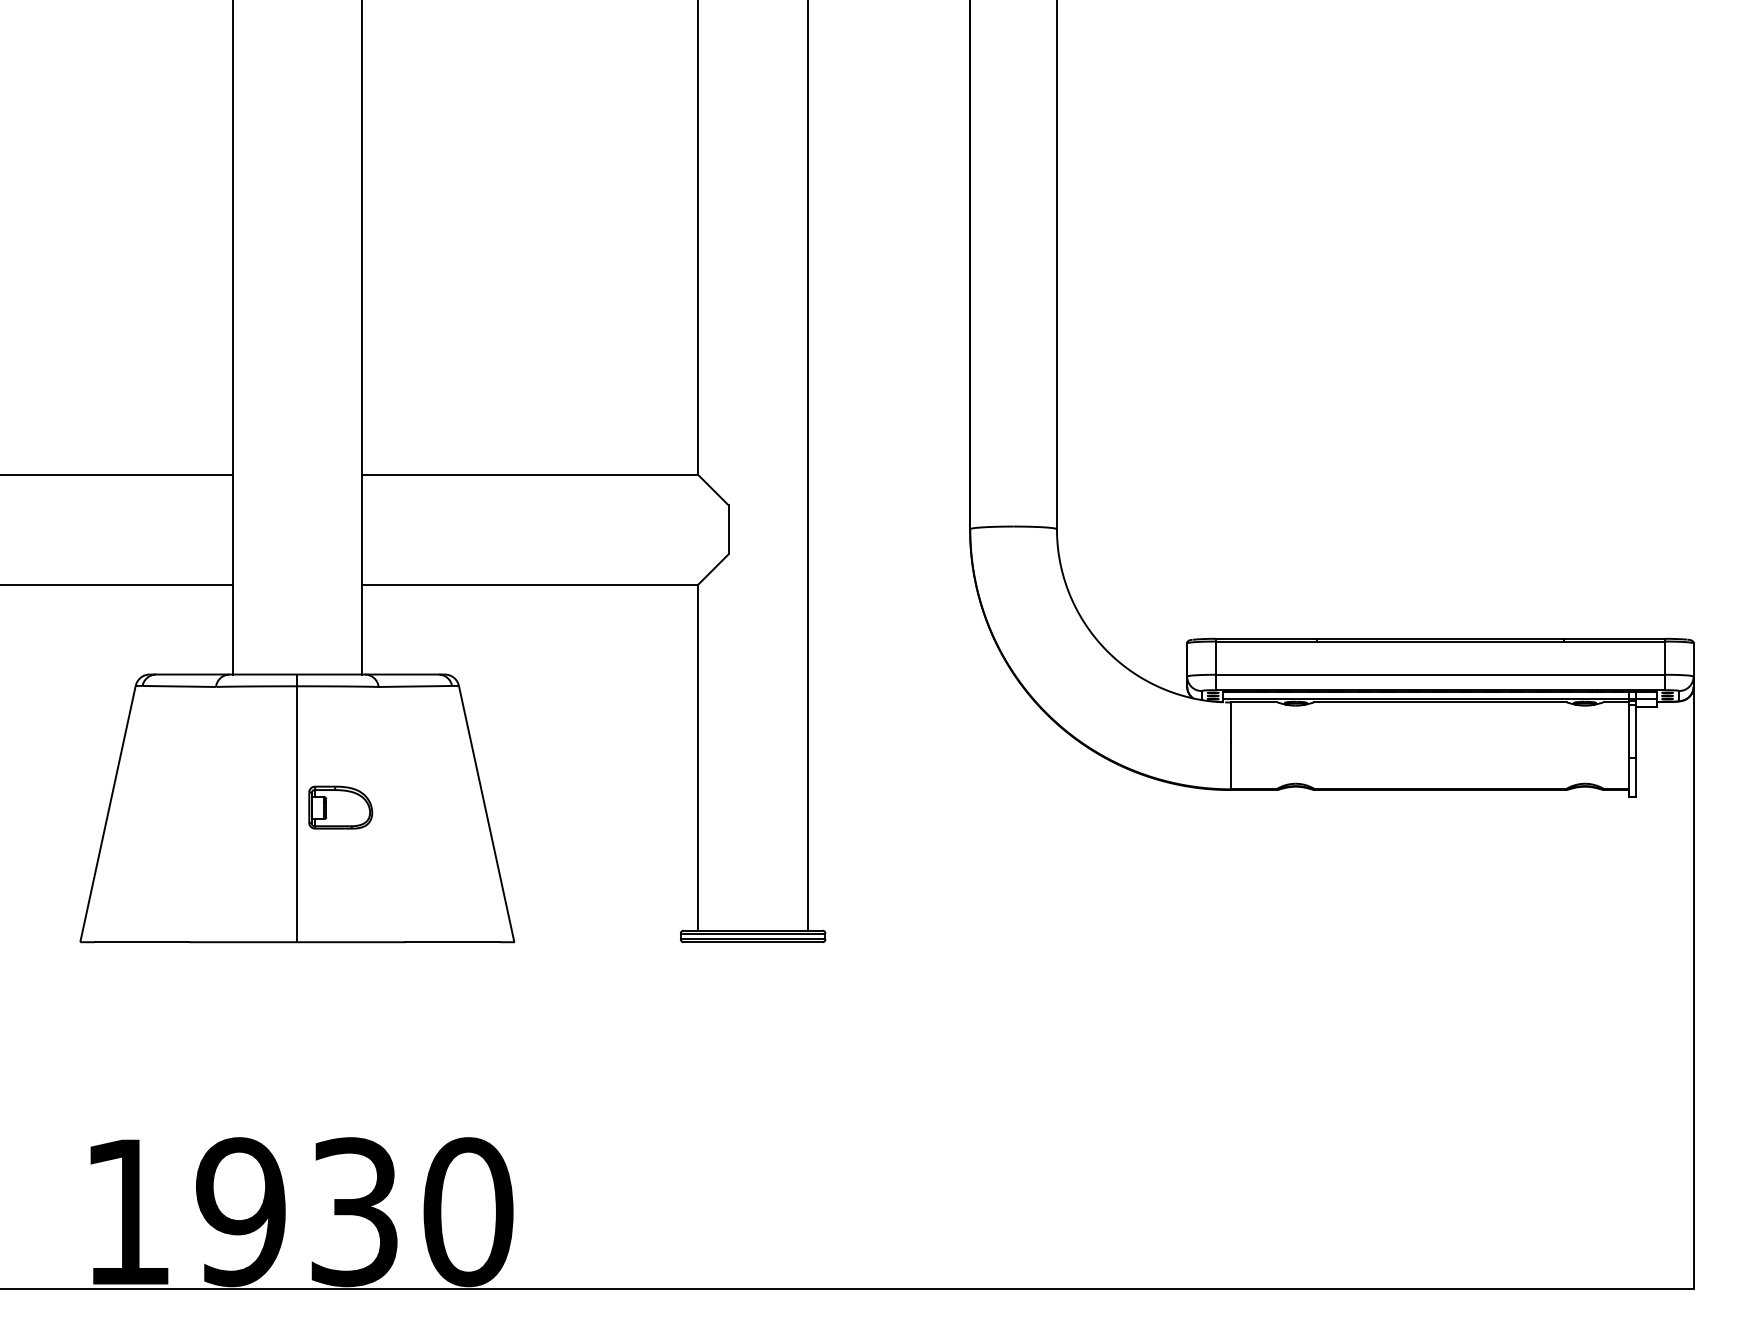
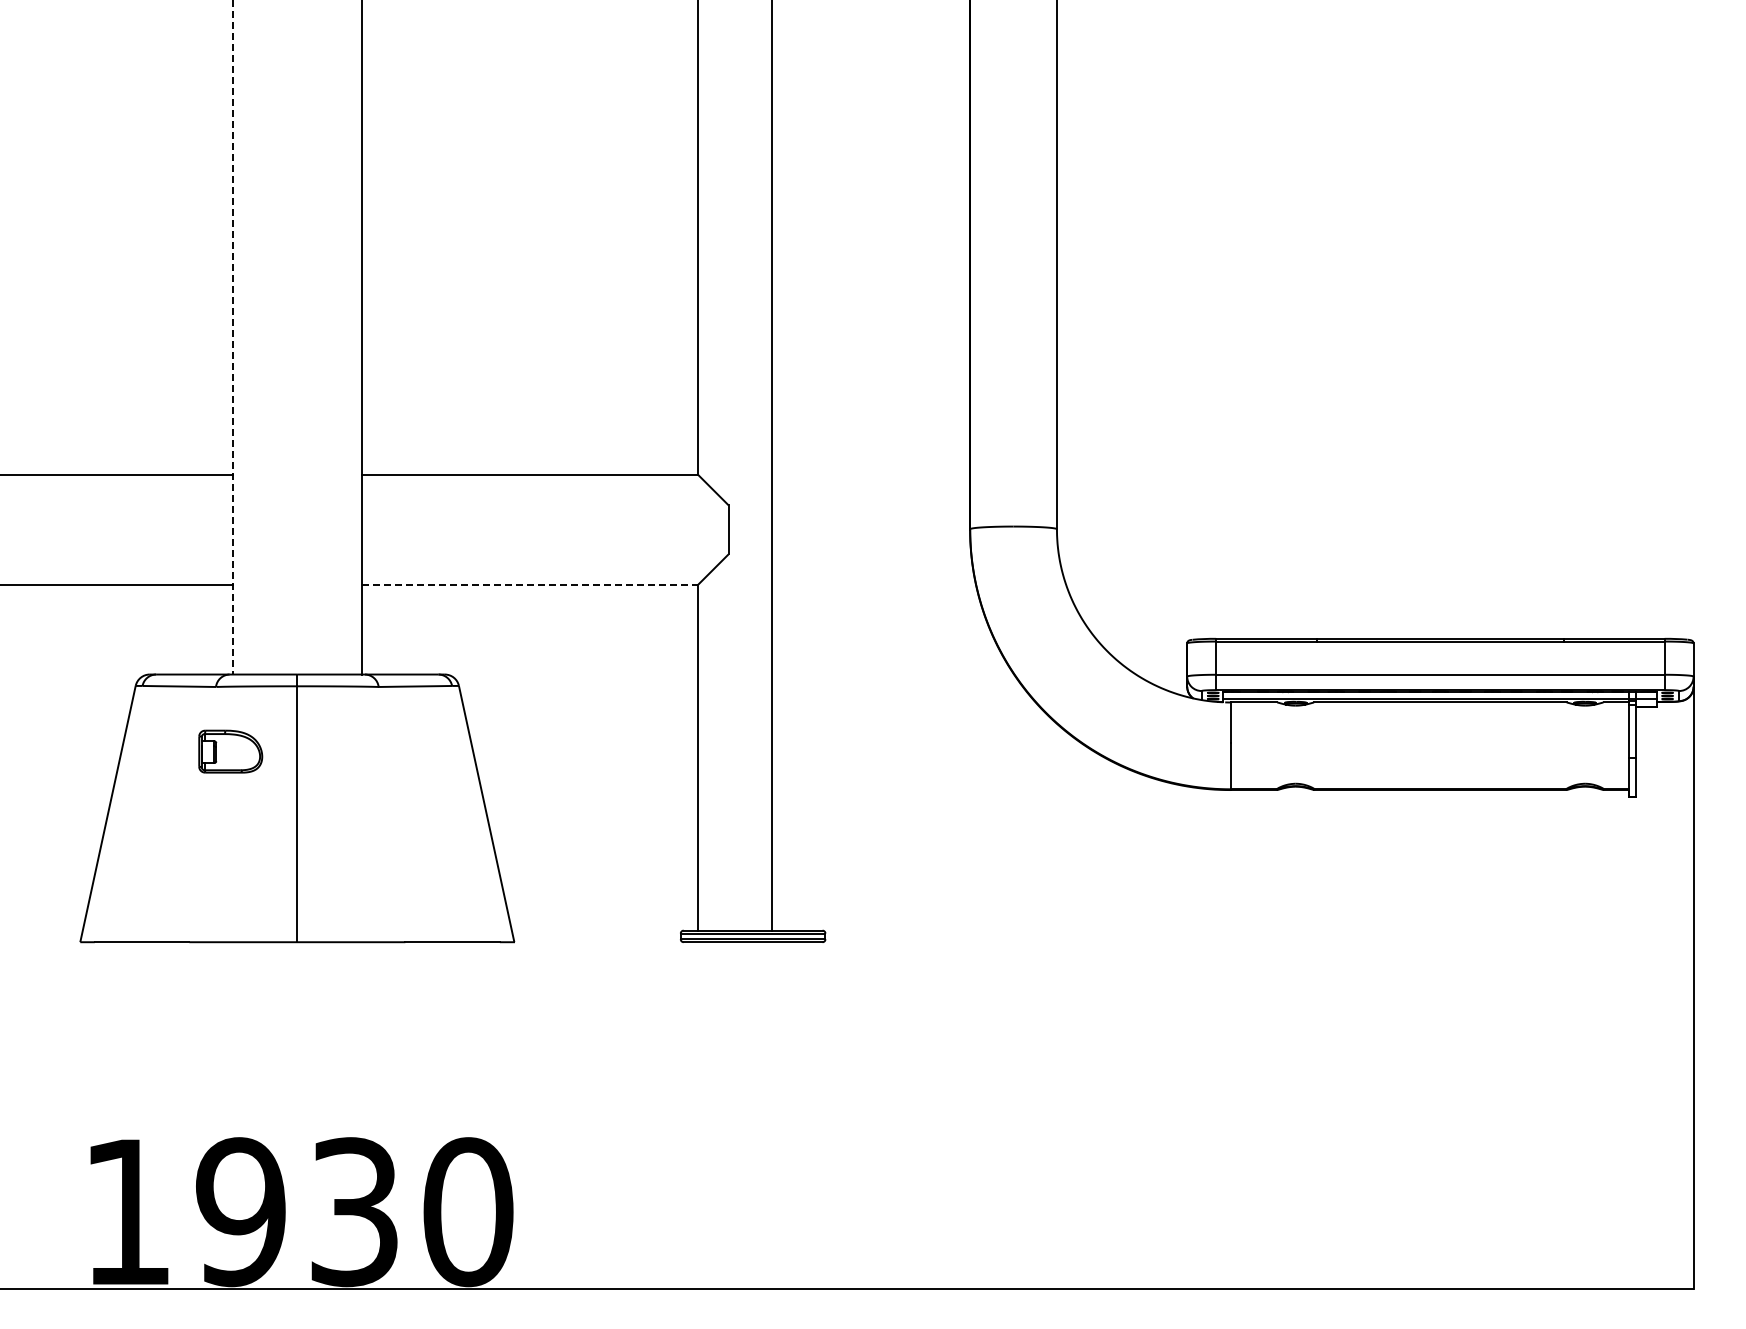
line: solid -> dashed (232, 337)
line position: (808, 466) -> (772, 466) (772, 466)
line: solid -> dashed (530, 584)
part position: (340, 807) -> (230, 751) (230, 751)
